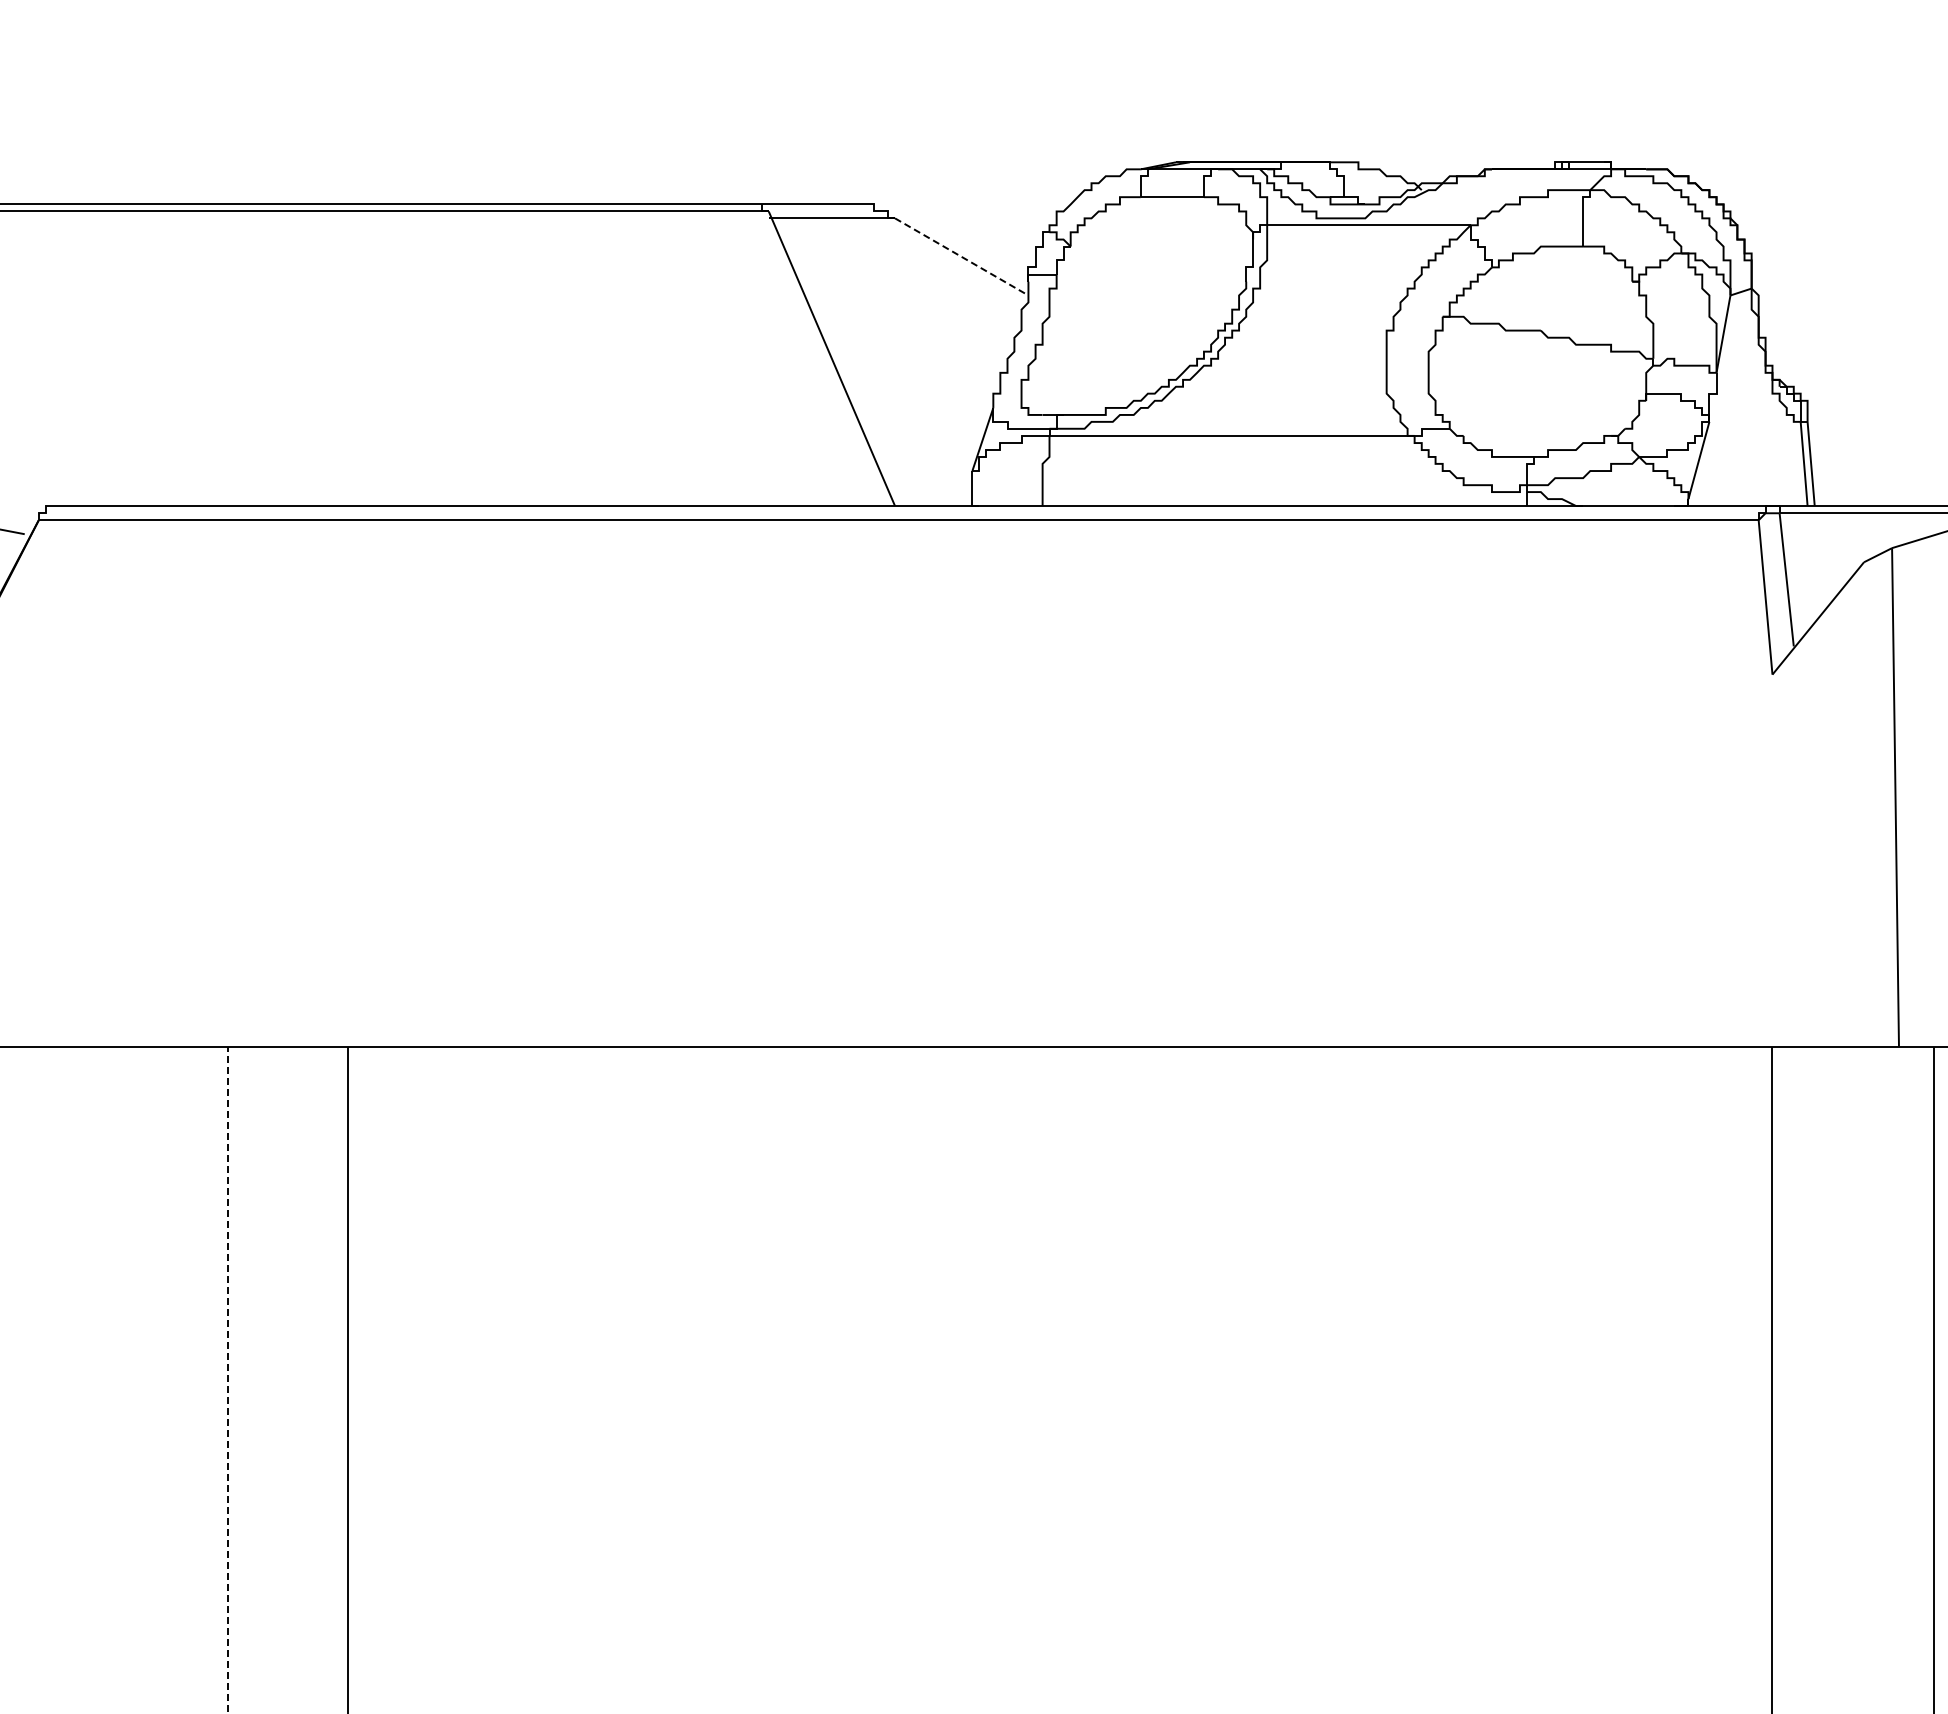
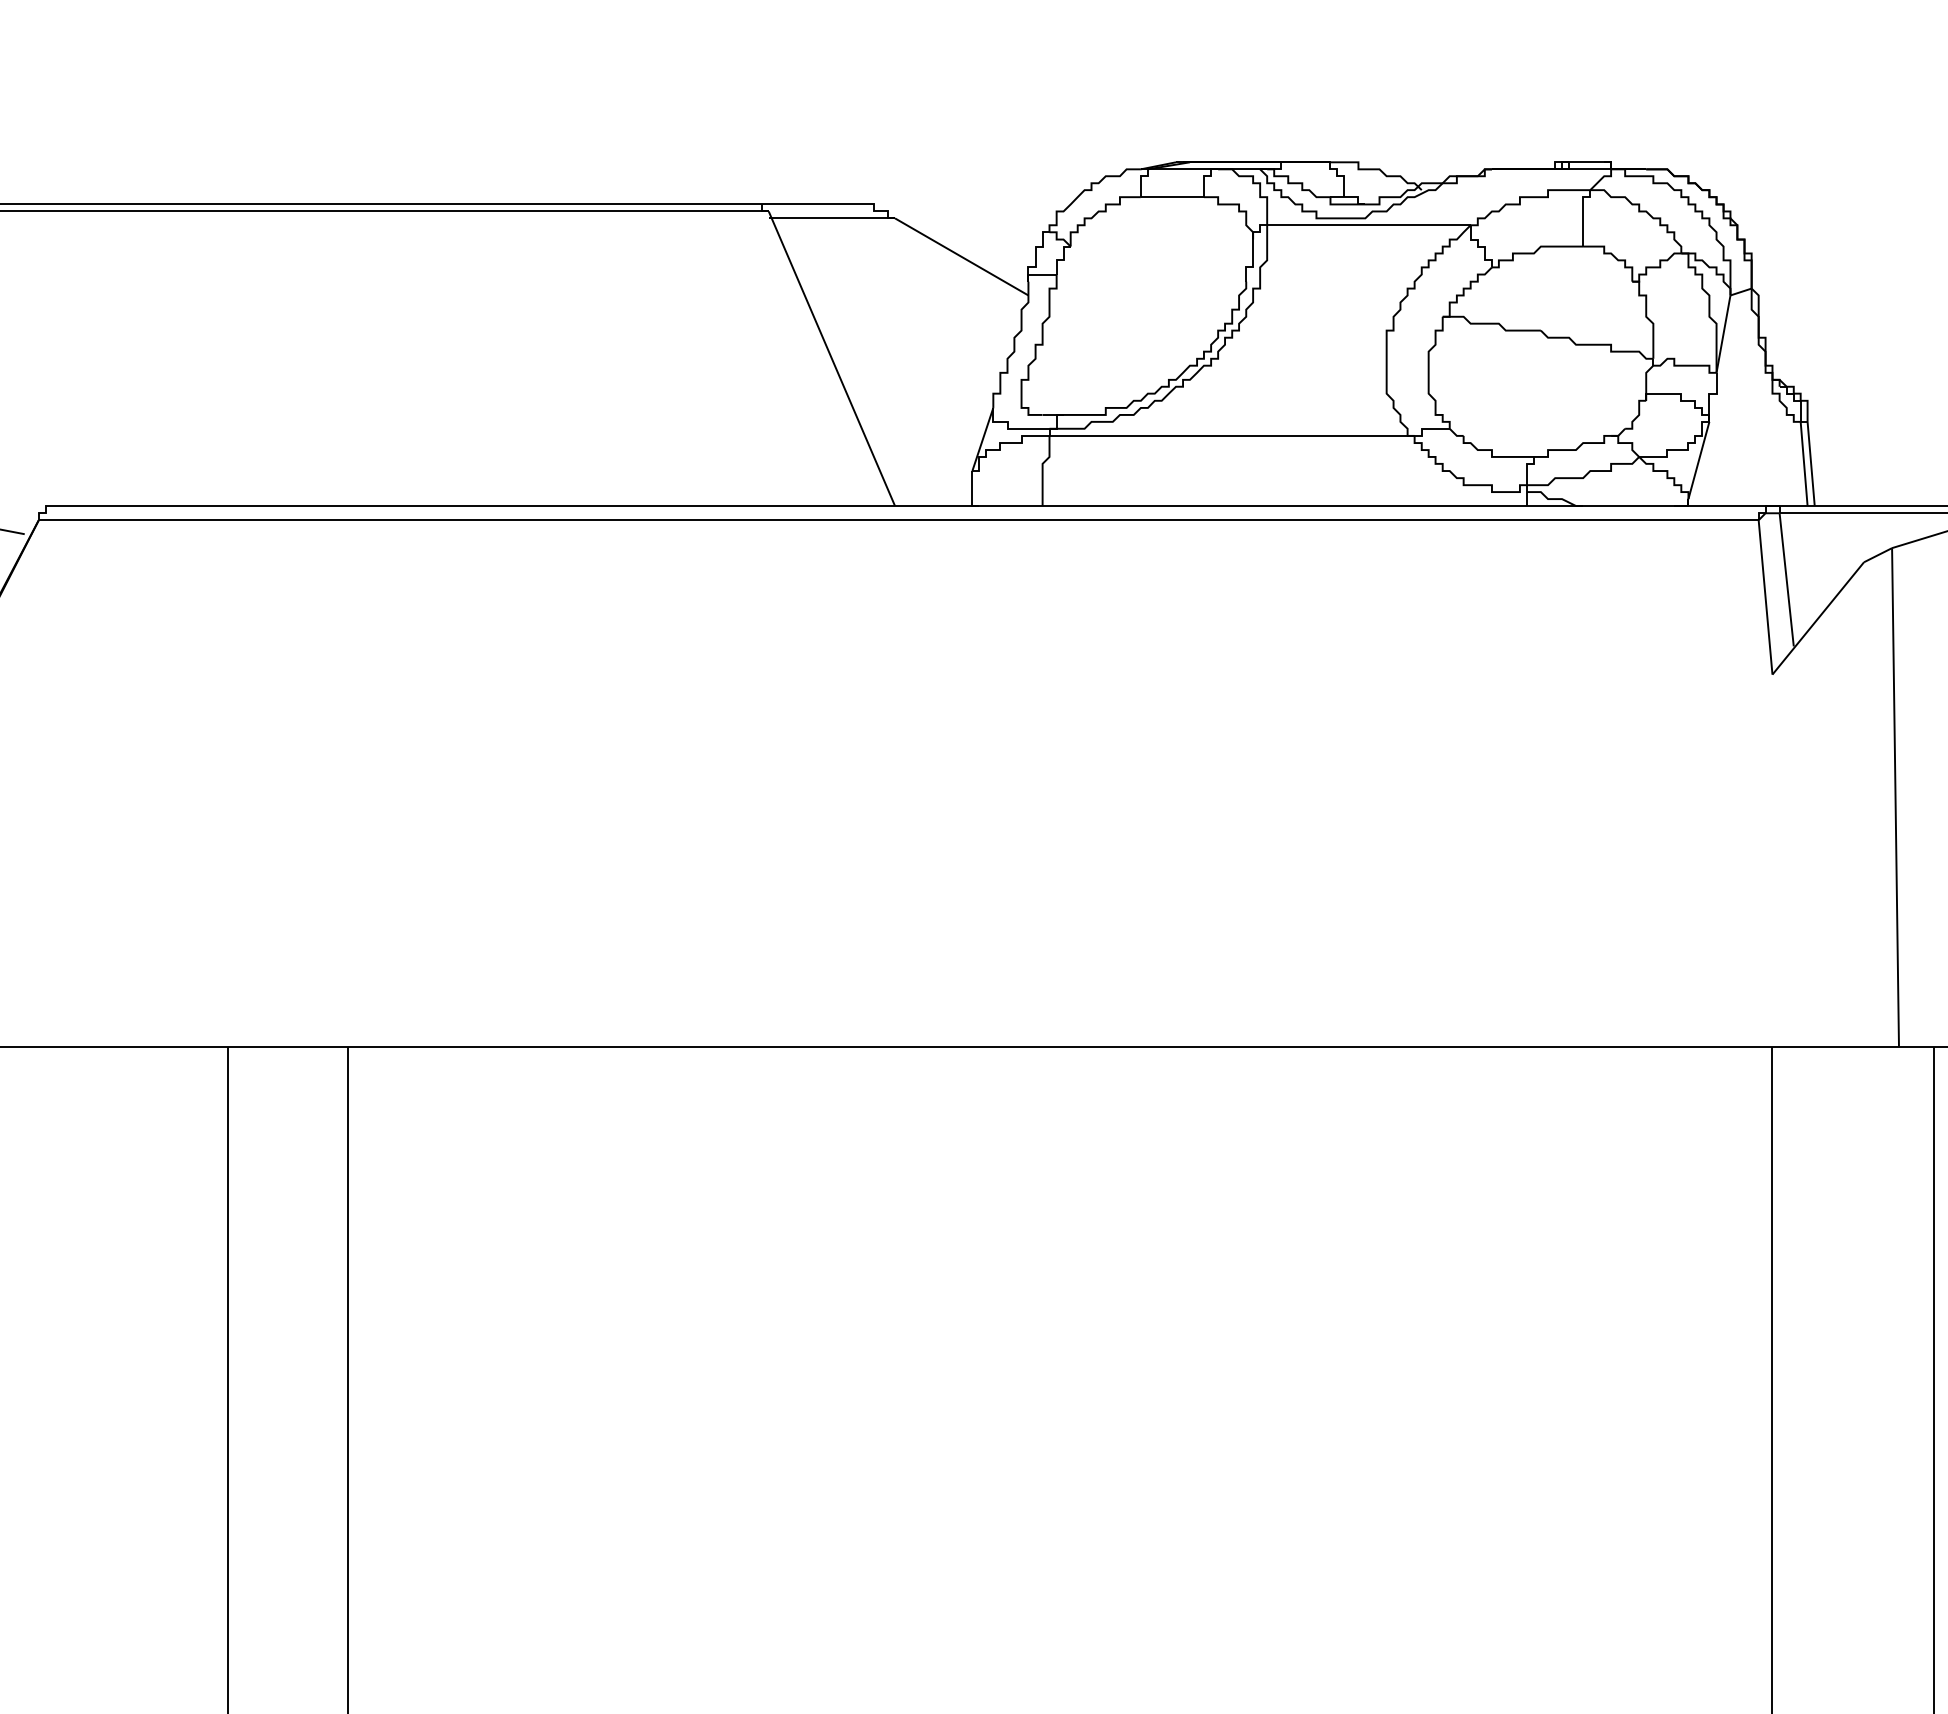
line: dashed -> solid (962, 257)
line: dashed -> solid (228, 1379)
